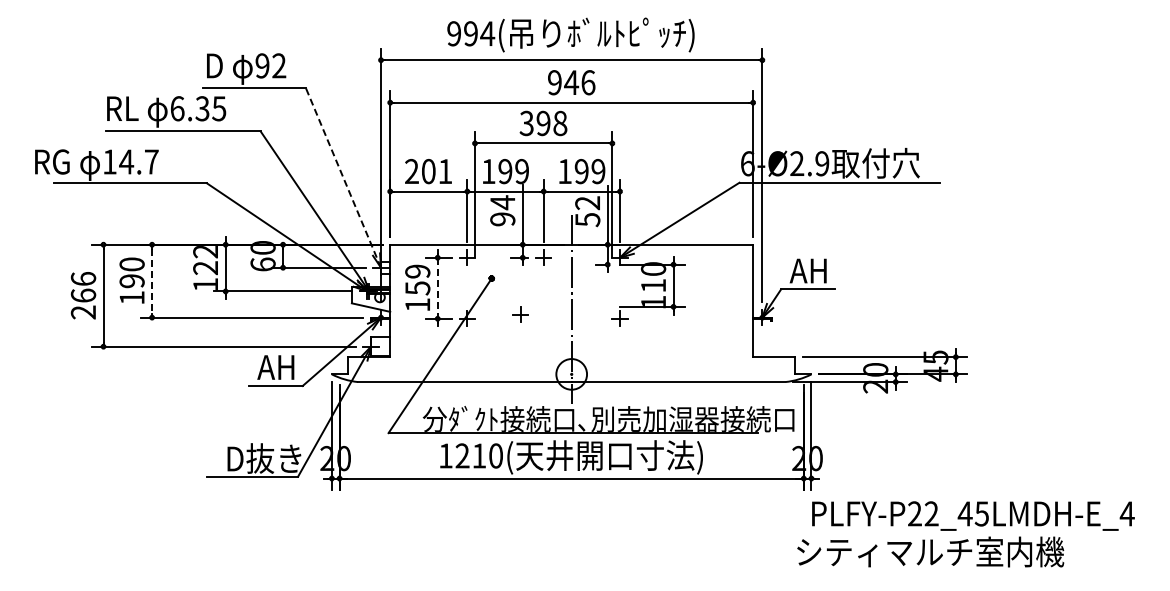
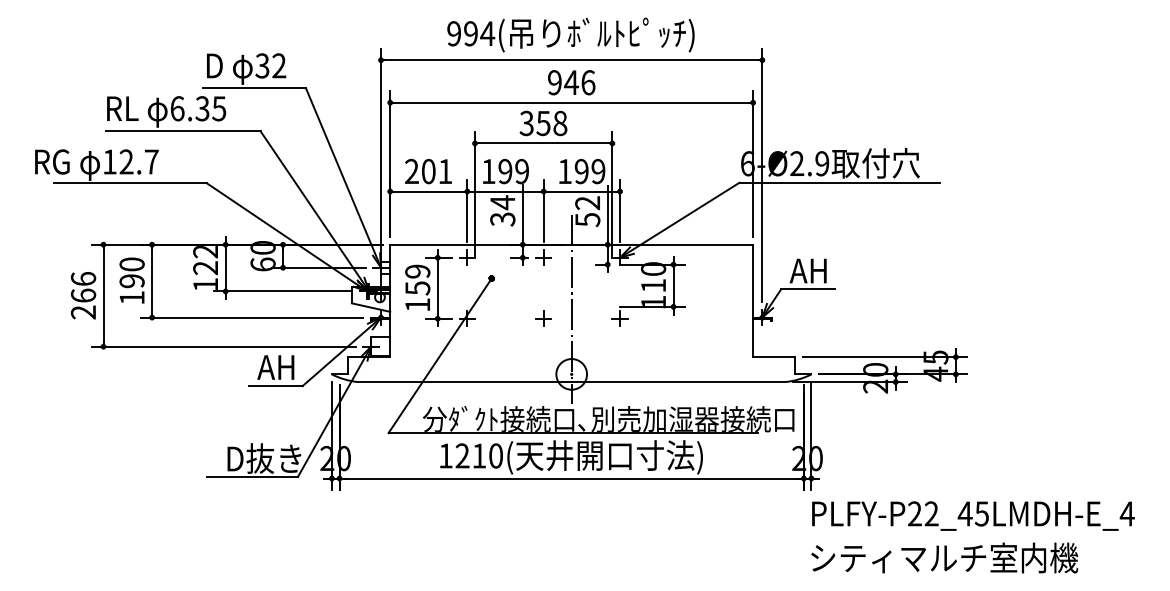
text: 92 -> 32 (262, 65)
text: 398 -> 358 (543, 122)
text: 14.7 -> 12.7 (126, 161)
line: dashed -> solid (343, 177)
text: 94 -> 34 (502, 219)
line: dashed -> solid (152, 281)
line: dashed -> solid (437, 288)
part position: (520, 314) -> (543, 318) (543, 318)
text position: (930, 551) -> (944, 557) (944, 557)
